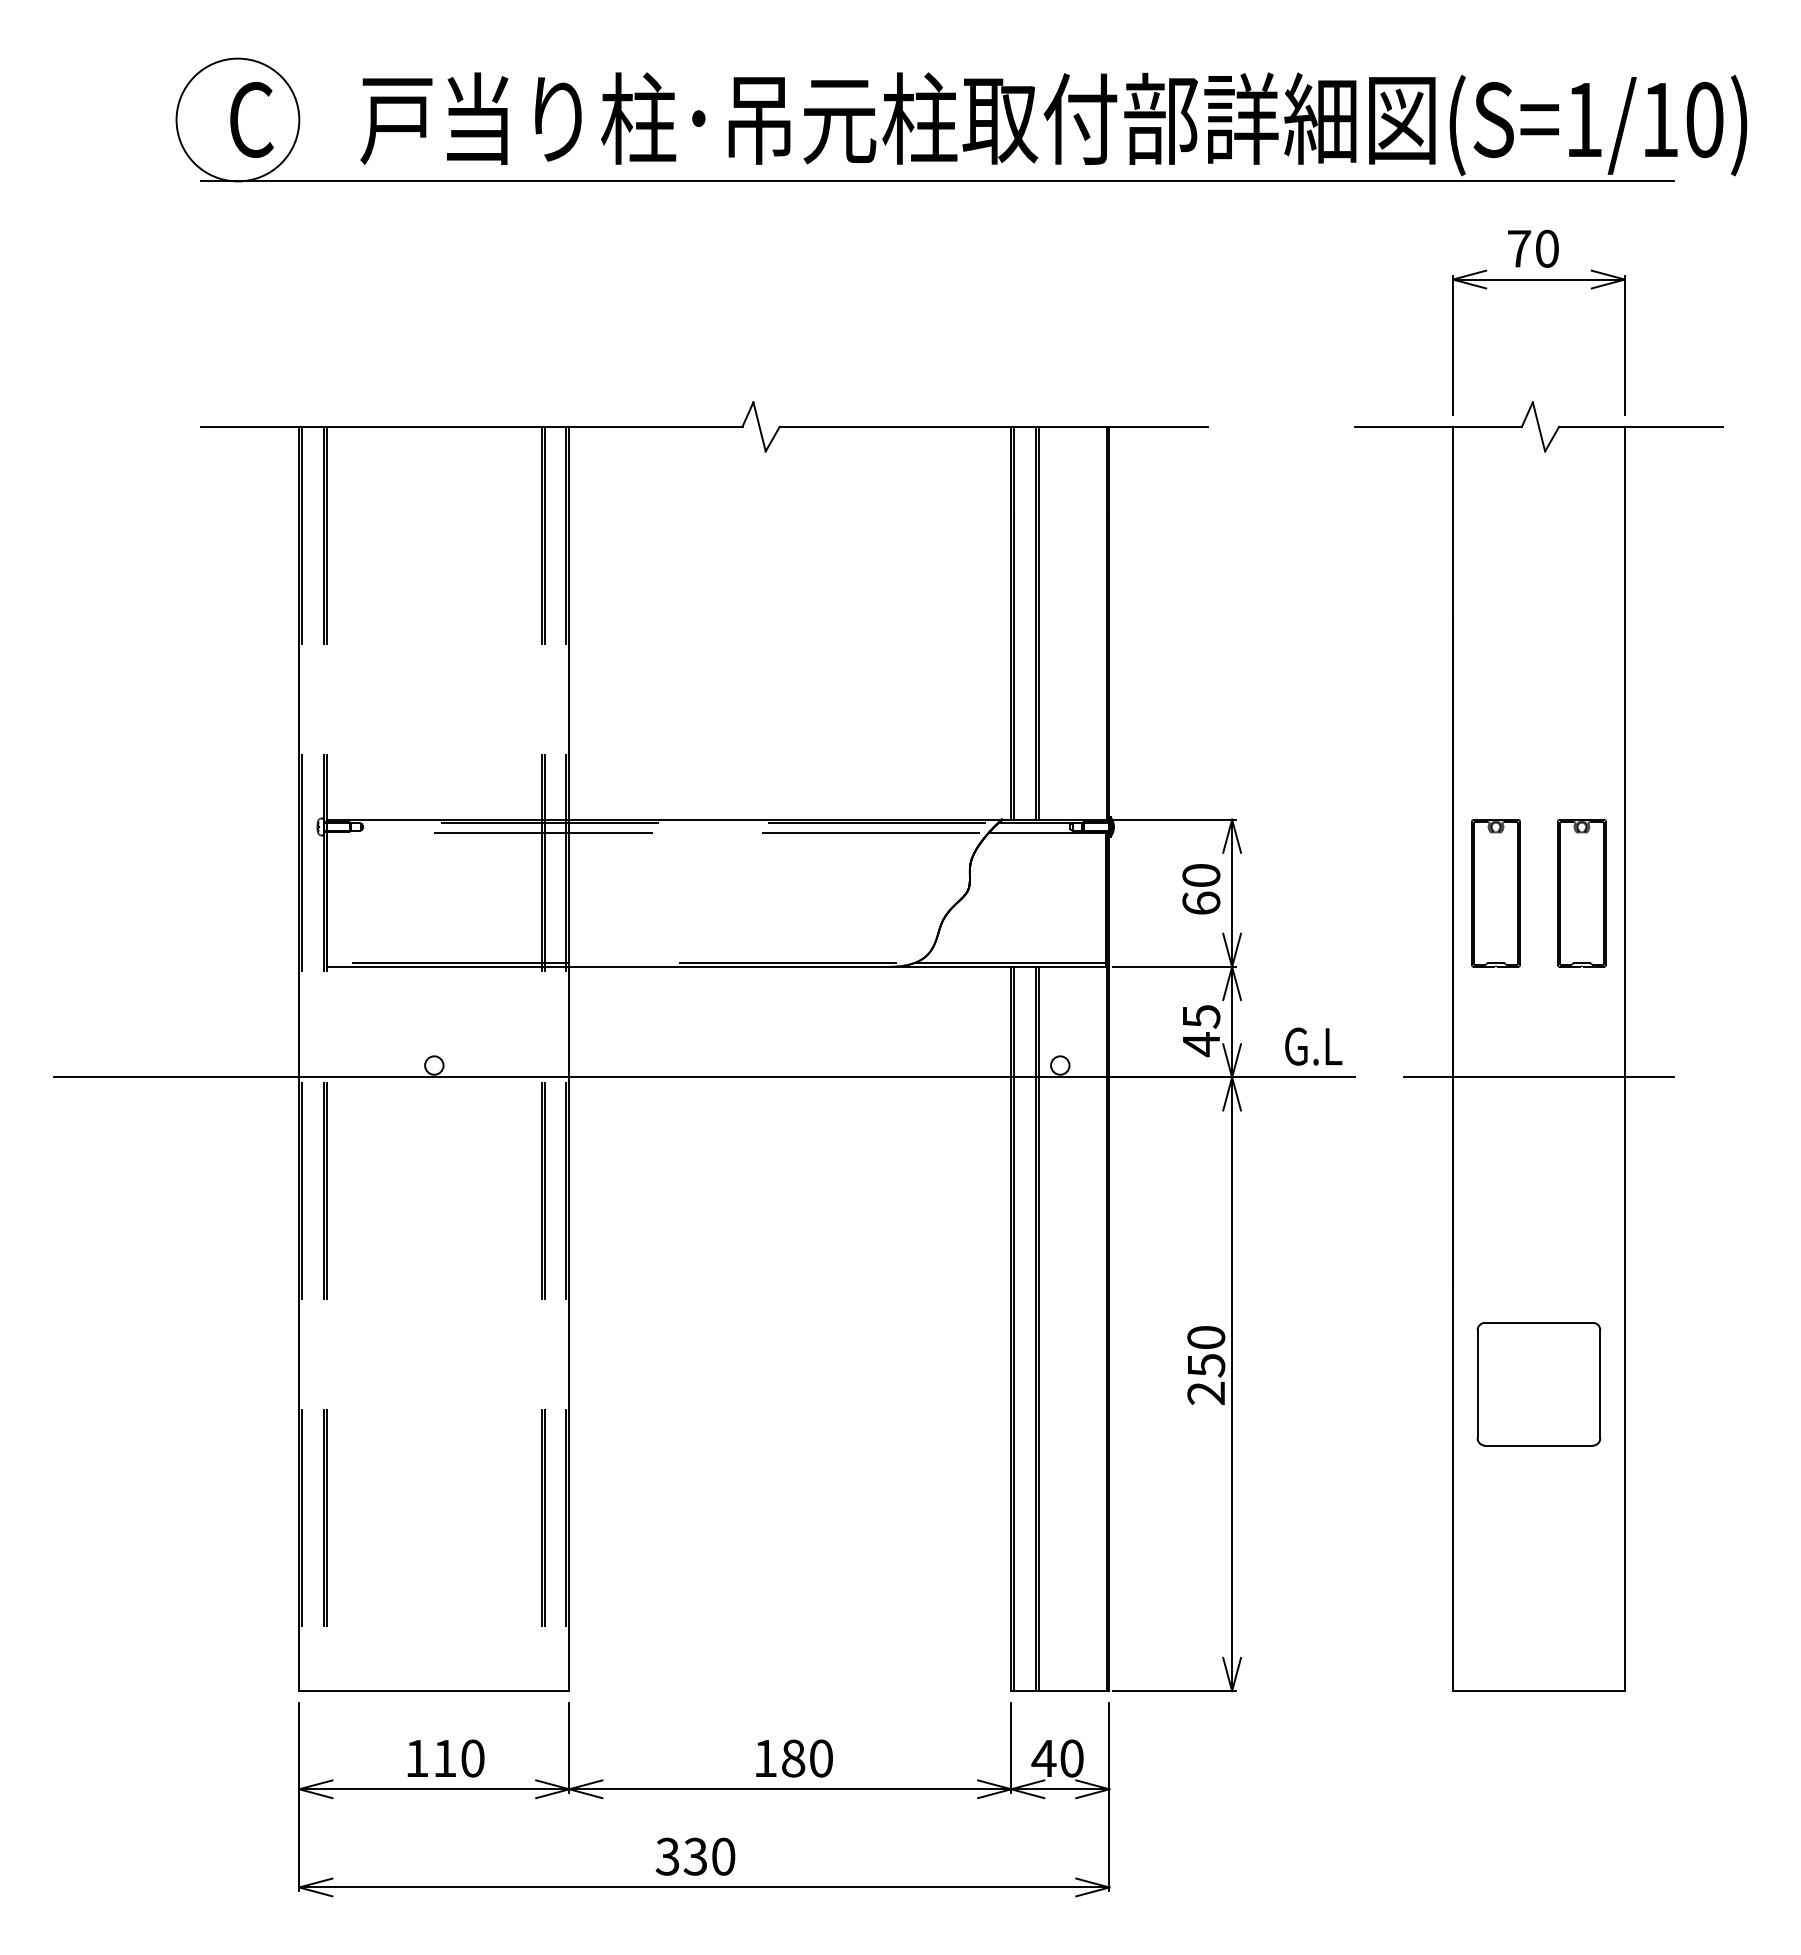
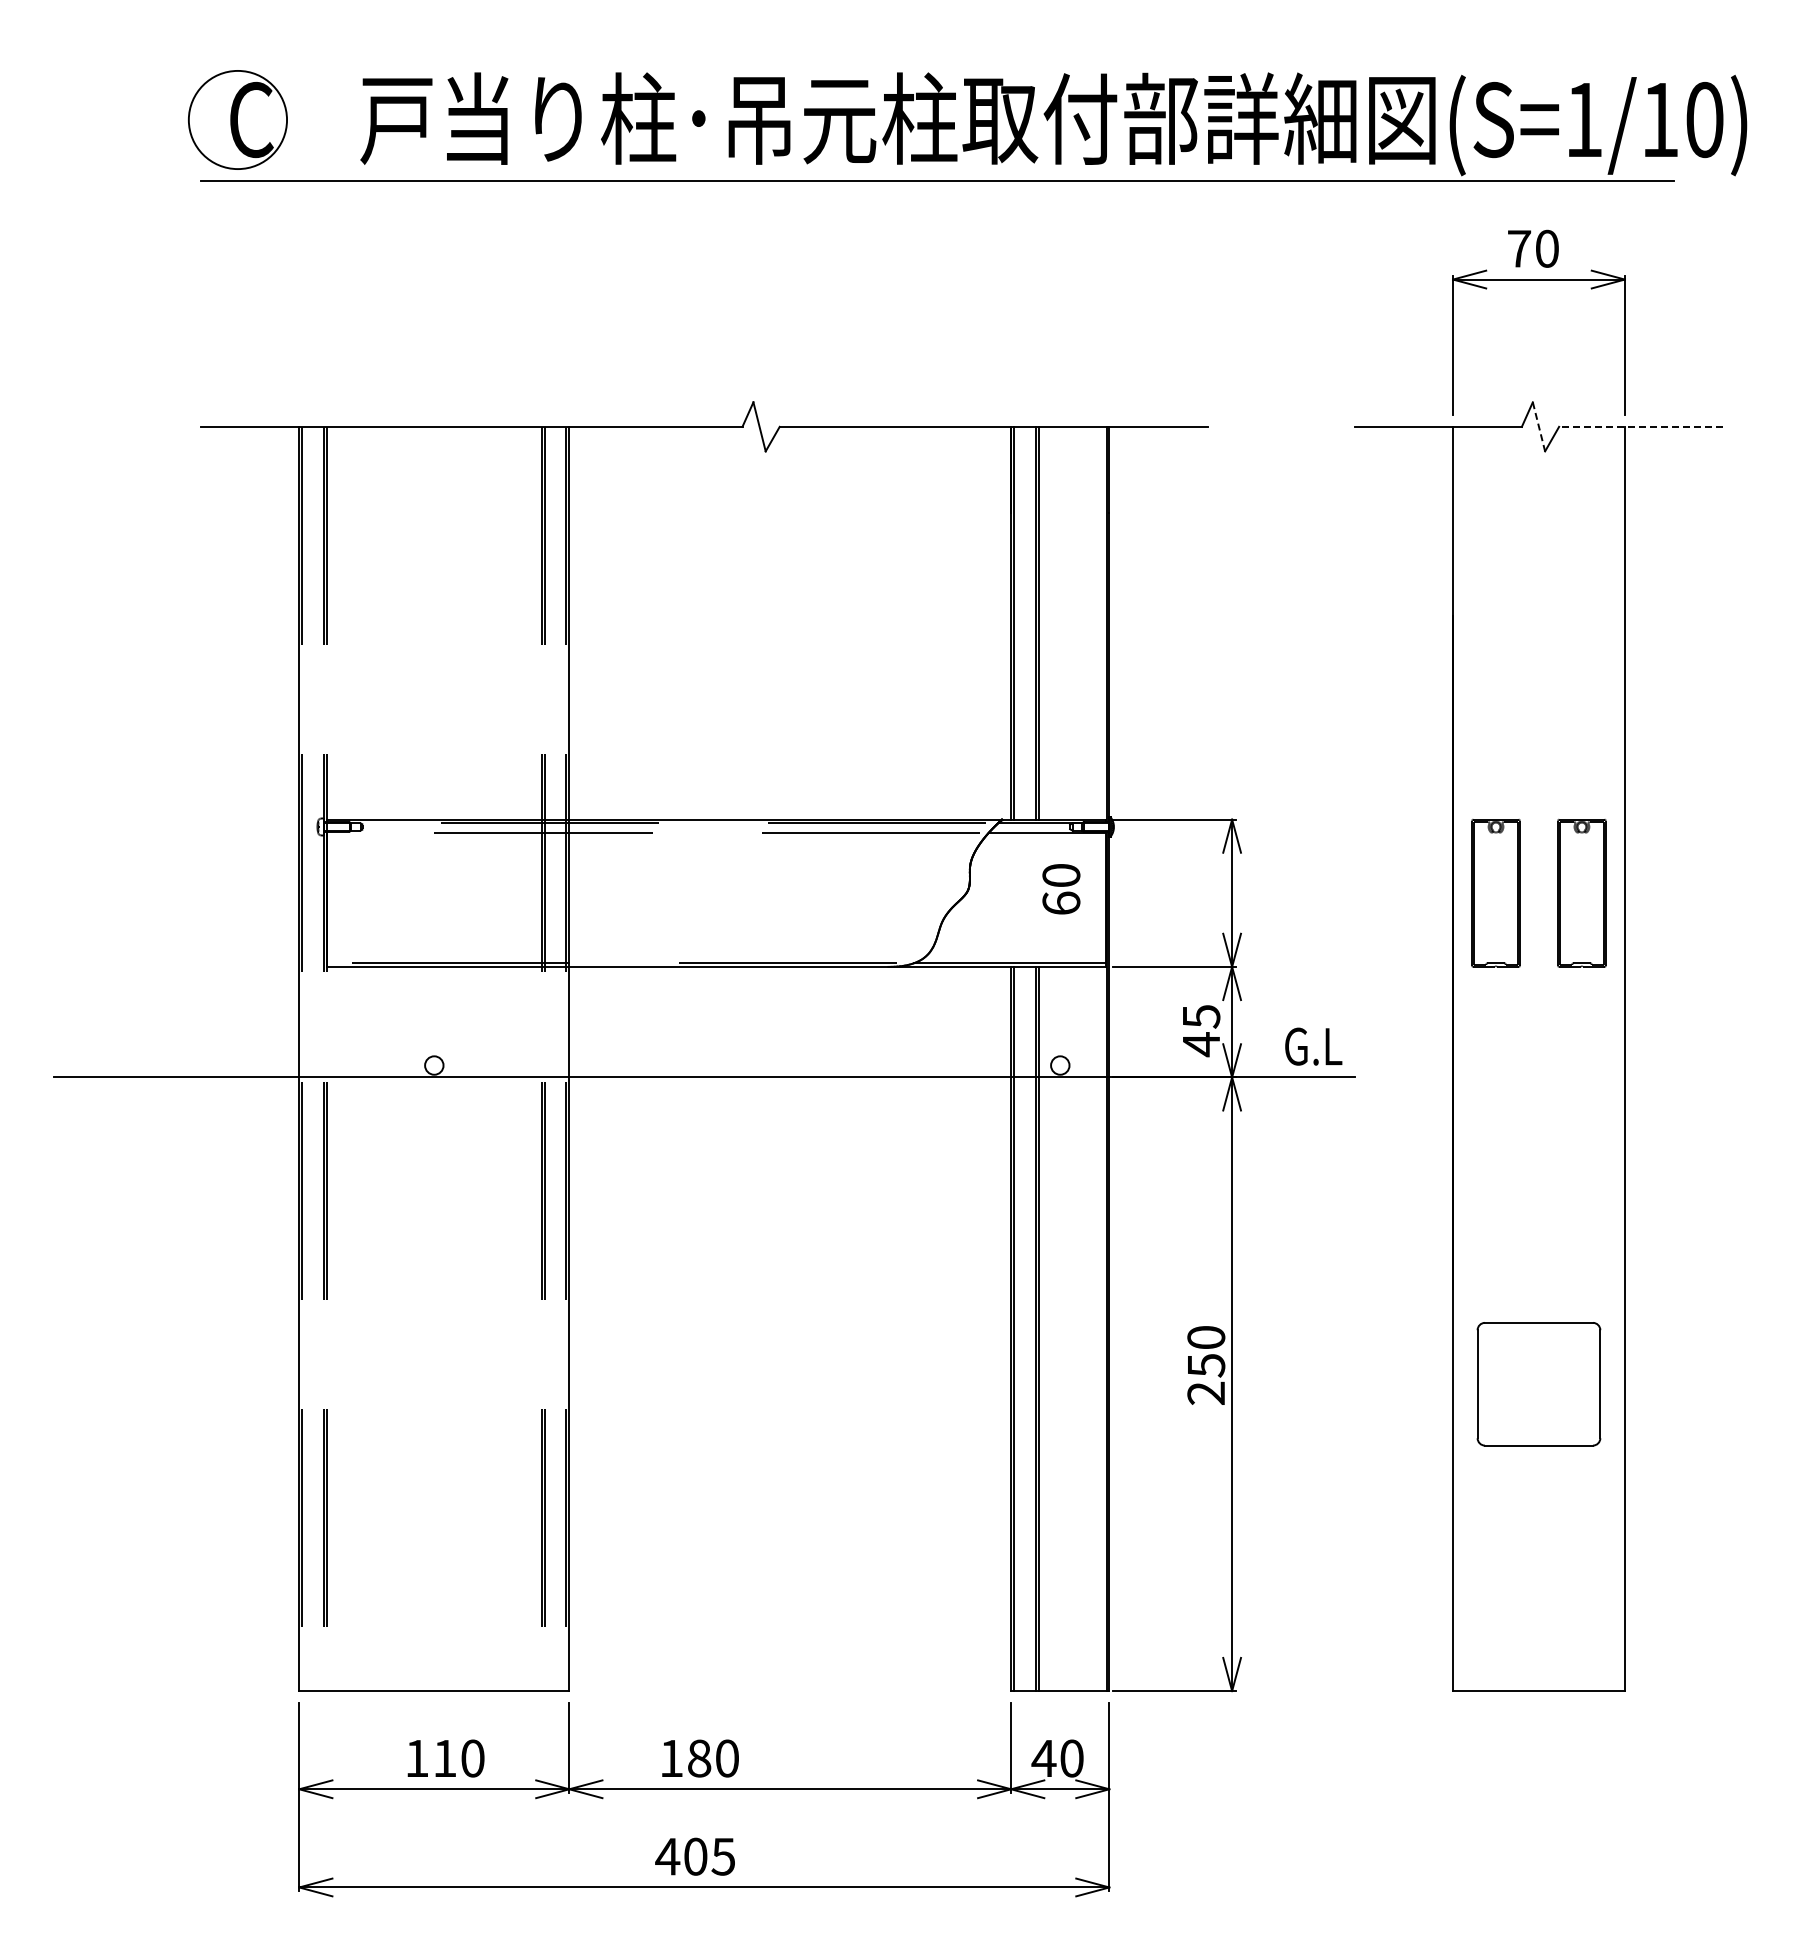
circle diameter: 123 px -> 98 px (237, 119)
line: solid -> dashed (1641, 426)
line: solid -> dashed (1539, 427)
text position: (1201, 889) -> (1061, 889) (1061, 889)
line: present -> none (1538, 1077)
text position: (794, 1758) -> (700, 1758) (700, 1758)
text: 330 -> 405 (695, 1856)
